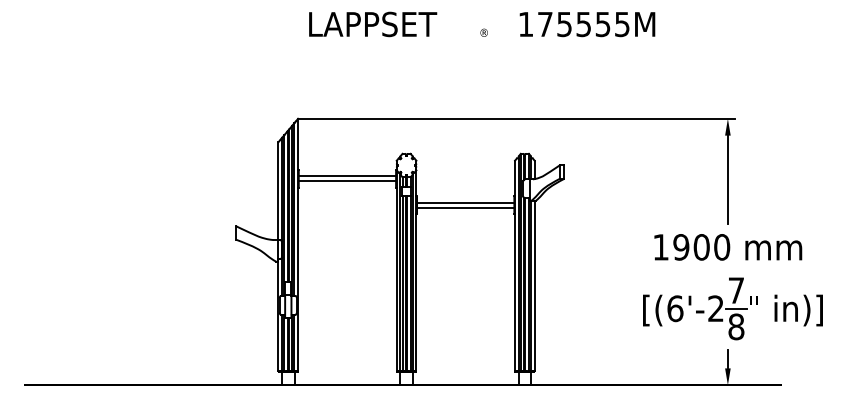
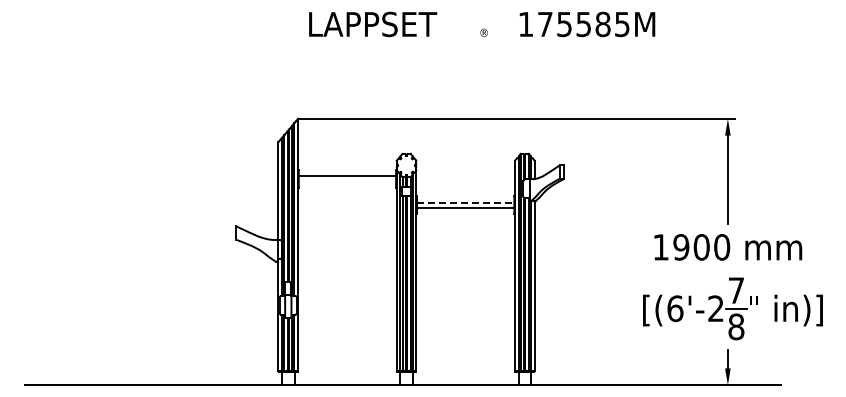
text: 175555M -> 175585M (602, 24)
line: present -> none (347, 181)
line: solid -> dashed (465, 202)
